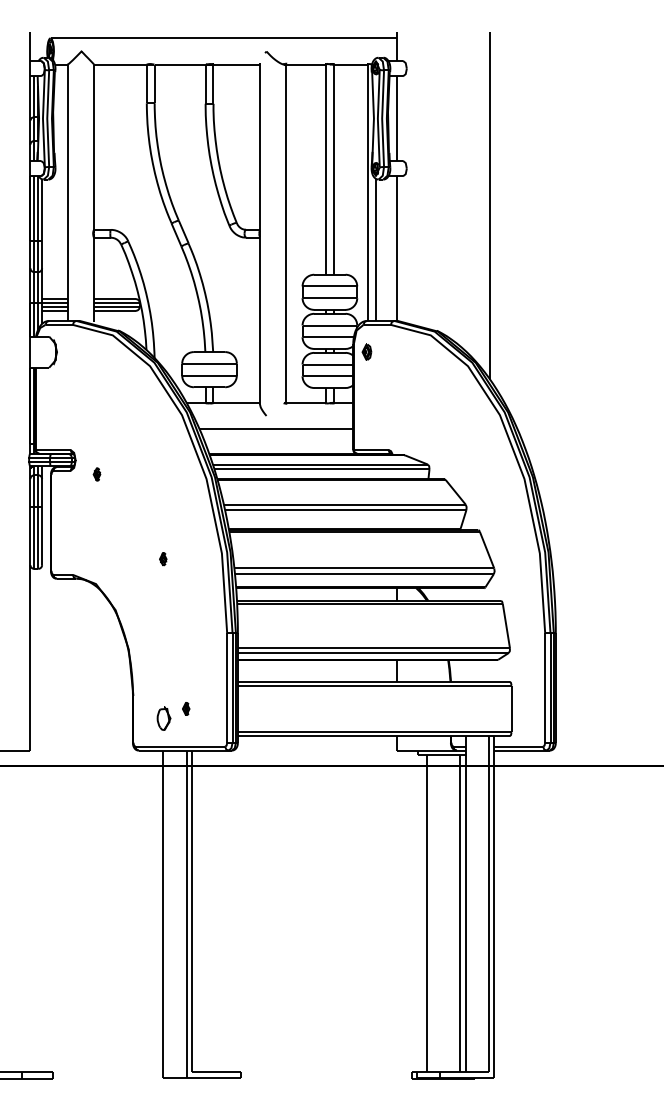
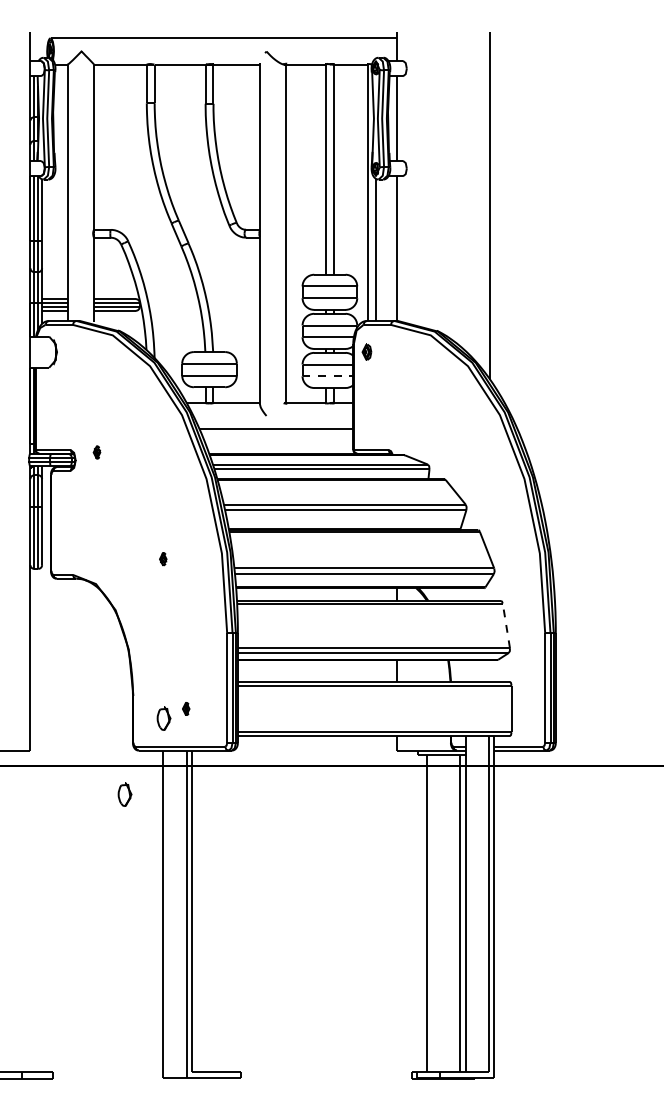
line: solid -> dashed (328, 376)
part position: (96, 474) -> (96, 452) (96, 452)
line: solid -> dashed (506, 625)
part: none -> present (124, 794)
